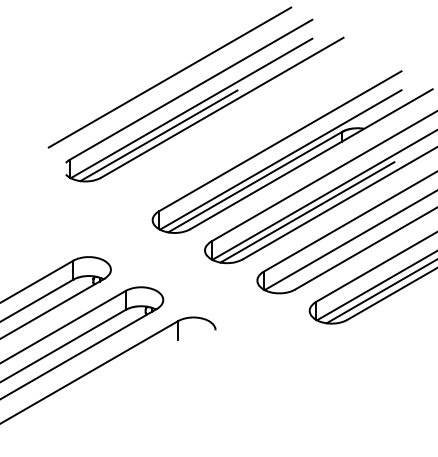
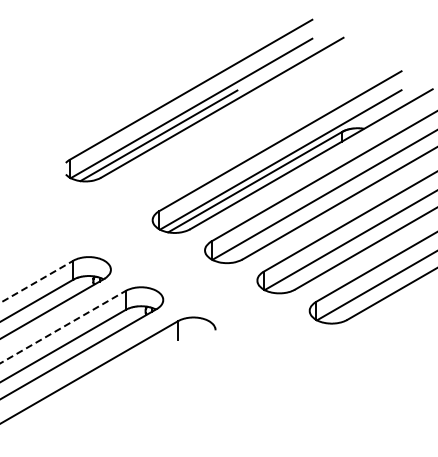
line: present -> none (169, 77)
line: present -> none (307, 212)
line: solid -> dashed (36, 281)
line: present -> none (380, 292)
line: solid -> dashed (63, 327)
